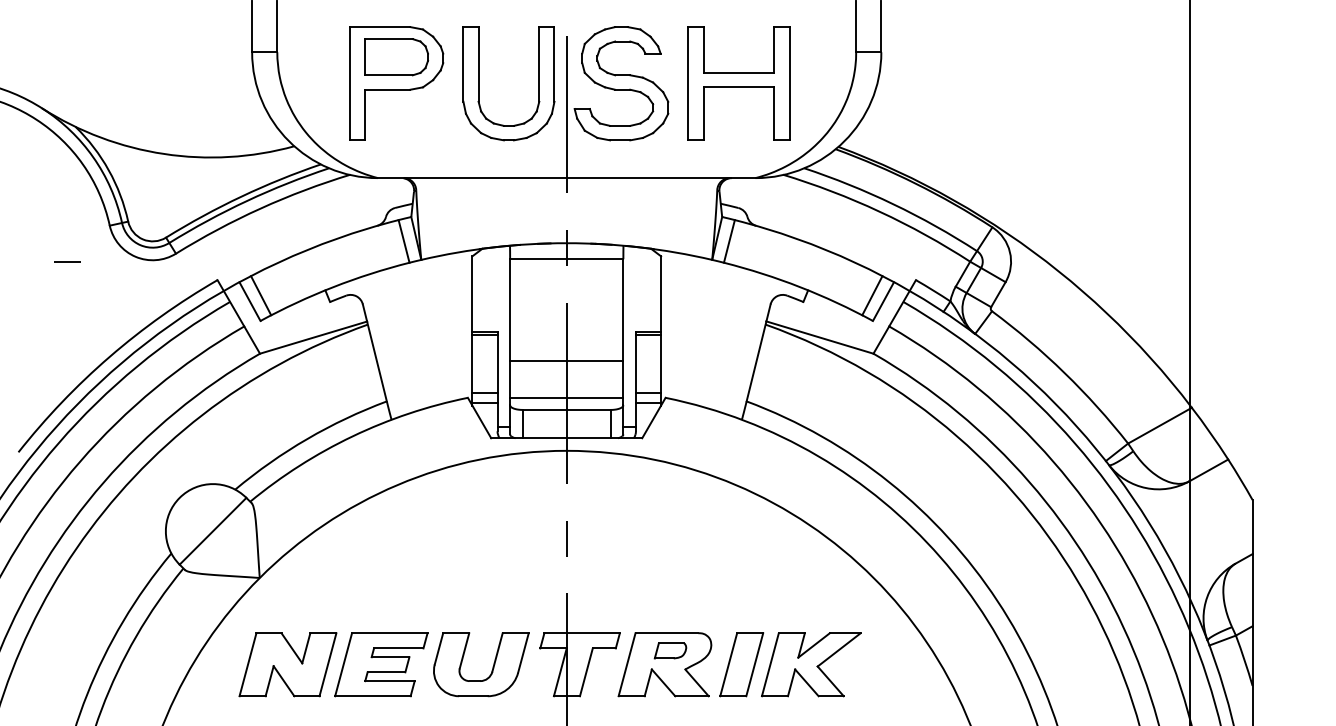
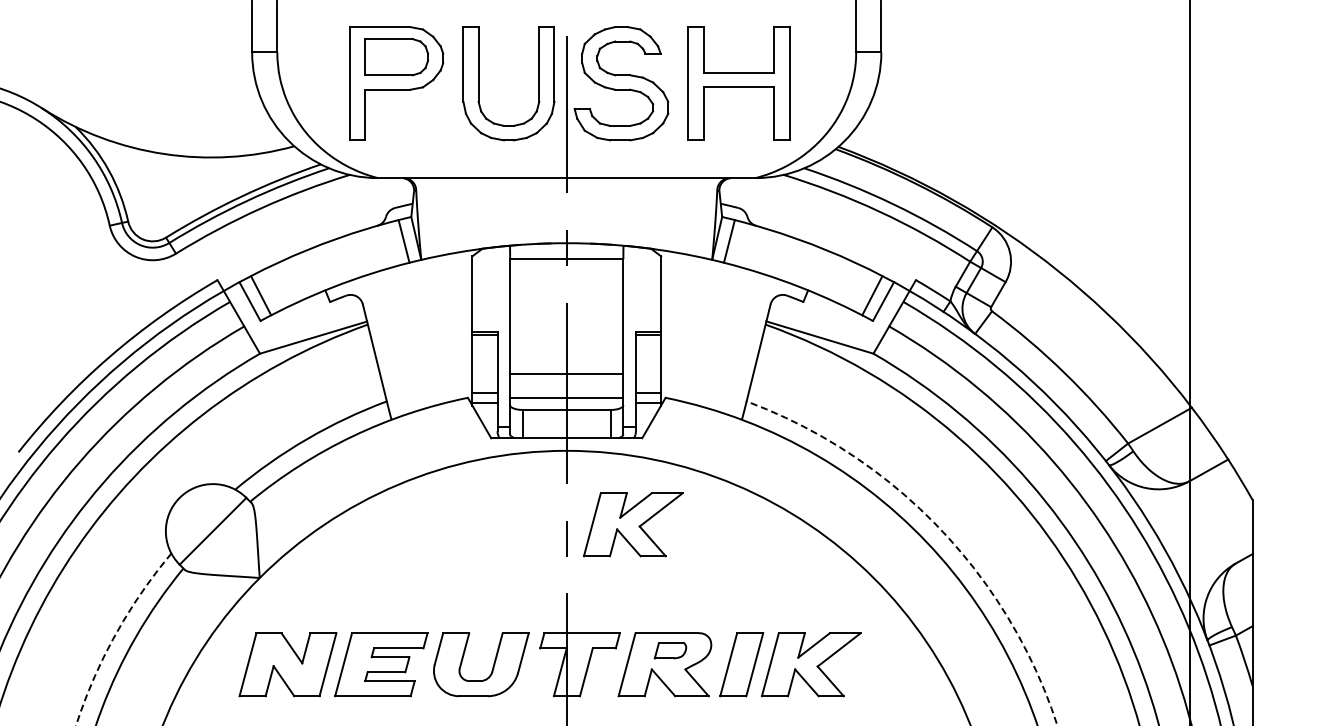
line: present -> none (67, 261)
line position: (566, 360) -> (566, 373) (566, 373)
part: none -> present (633, 524)
arc: solid -> dashed (1000, 605)
